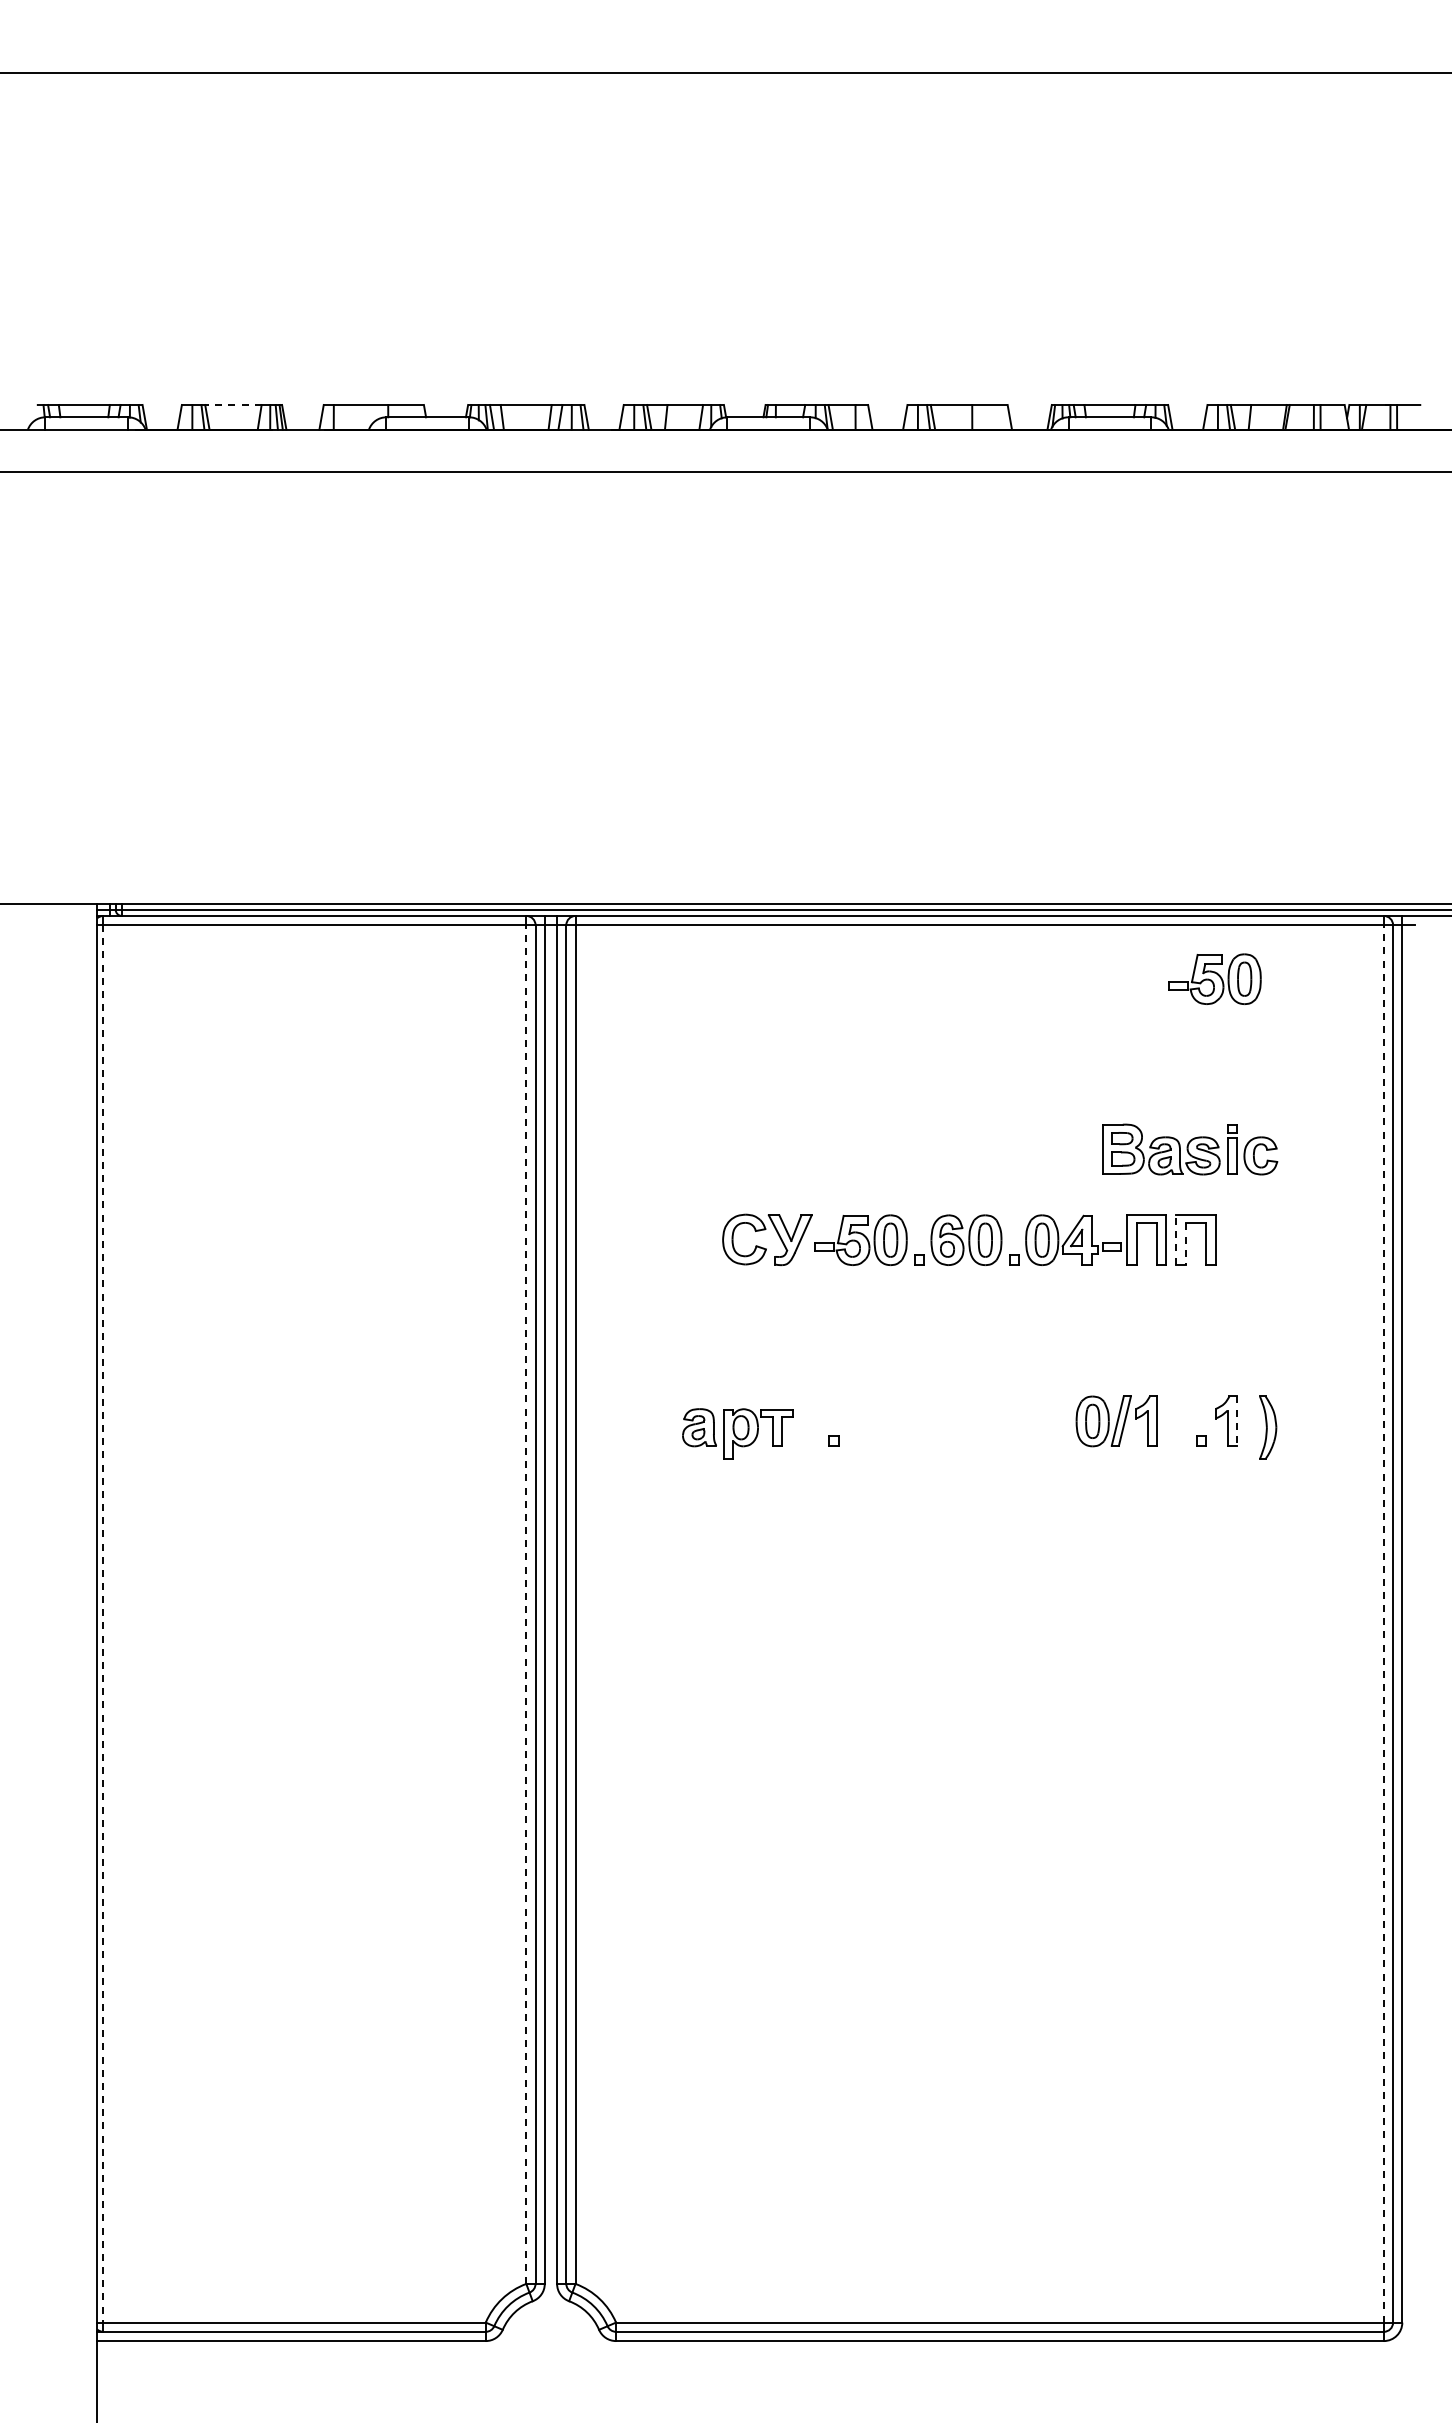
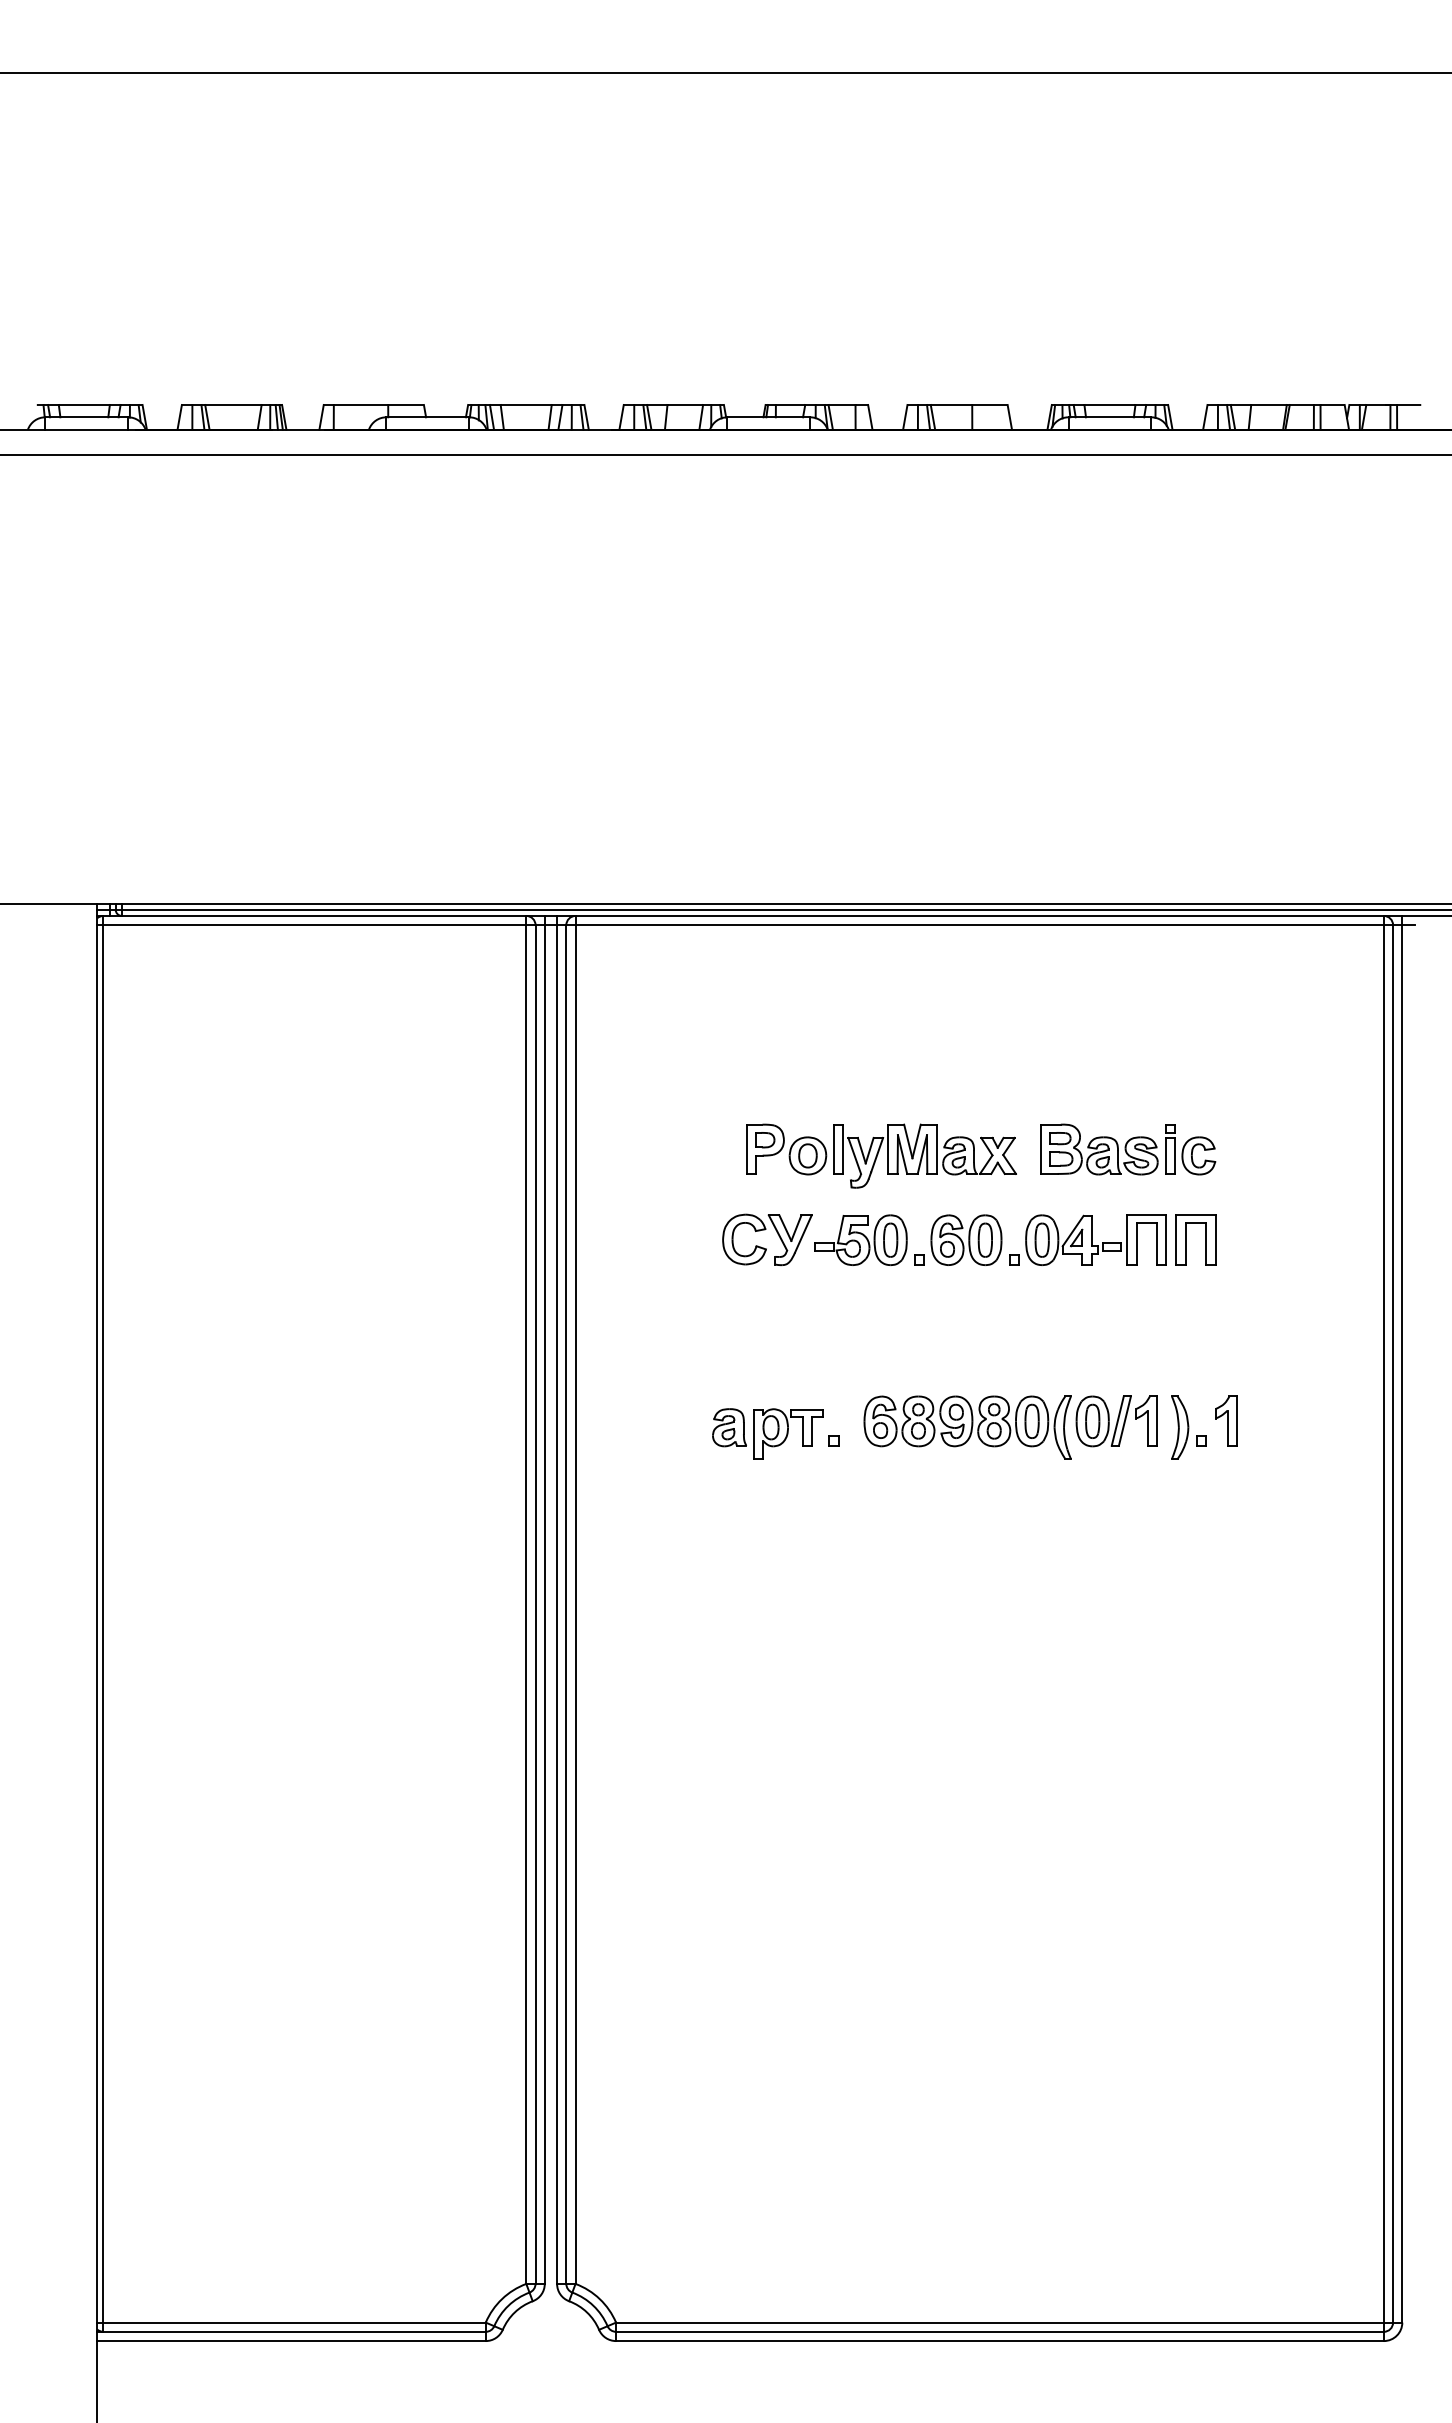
line: dashed -> solid (232, 405)
line position: (725, 472) -> (725, 455) (725, 455)
part: present -> none (1214, 978)
part position: (1190, 1149) -> (1128, 1149) (1128, 1149)
part: none -> present (881, 1155)
line: dashed -> solid (1176, 1239)
line: dashed -> solid (1185, 1244)
line: dashed -> solid (1237, 1421)
part: none -> present (967, 1427)
part position: (1268, 1427) -> (1180, 1427) (1180, 1427)
part position: (737, 1433) -> (767, 1433) (767, 1433)
line: dashed -> solid (526, 1604)
line: dashed -> solid (103, 1623)
line: dashed -> solid (1383, 1623)
